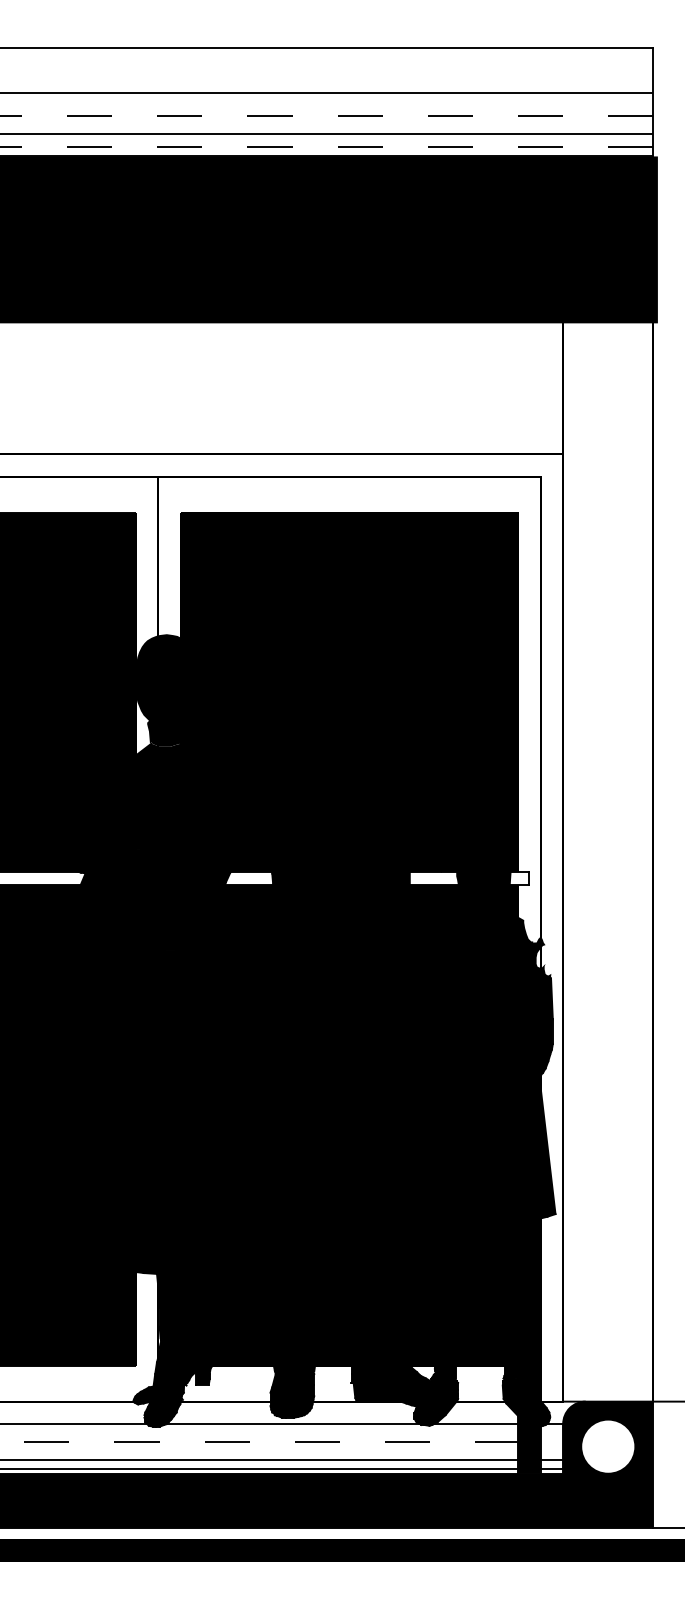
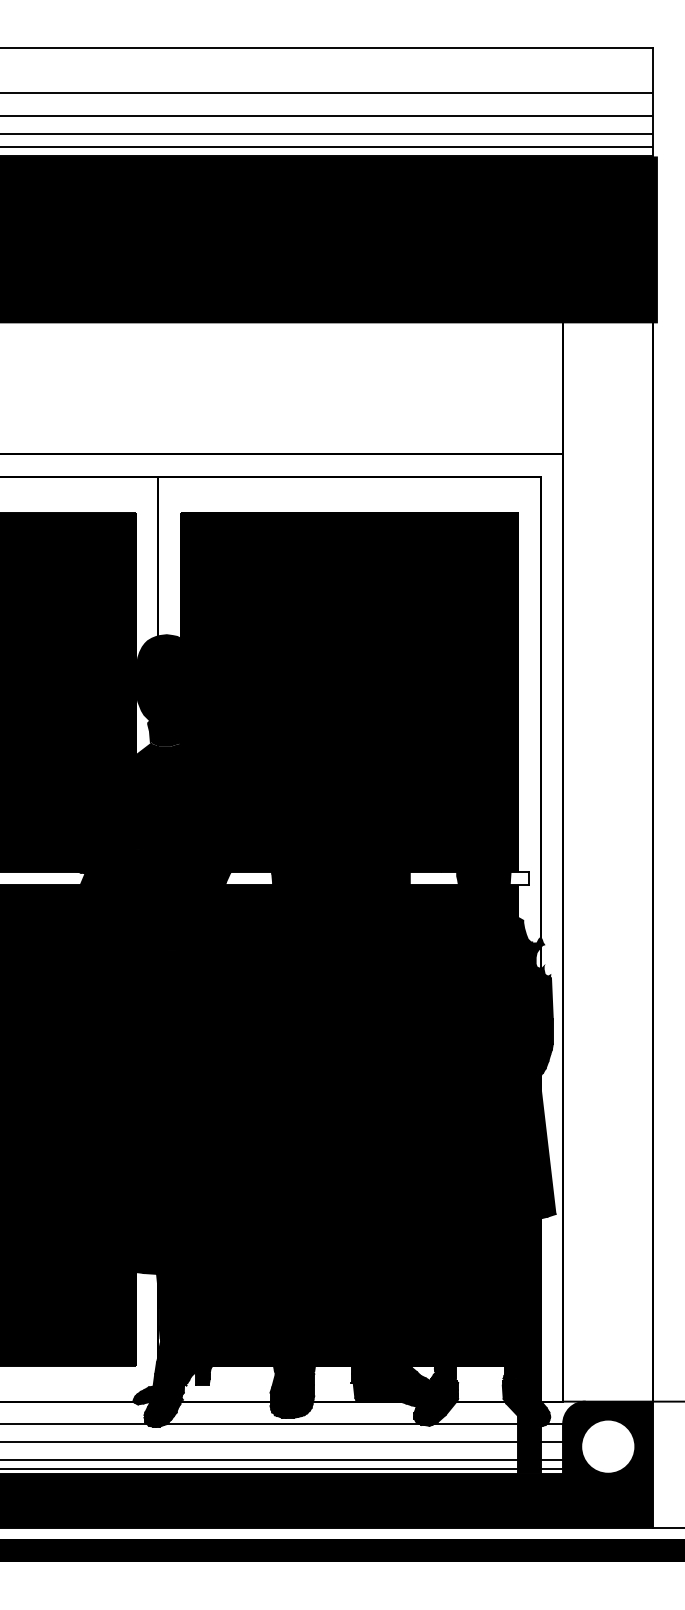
line: dashed -> solid (327, 115)
line: dashed -> solid (327, 147)
line: dashed -> solid (282, 1442)
